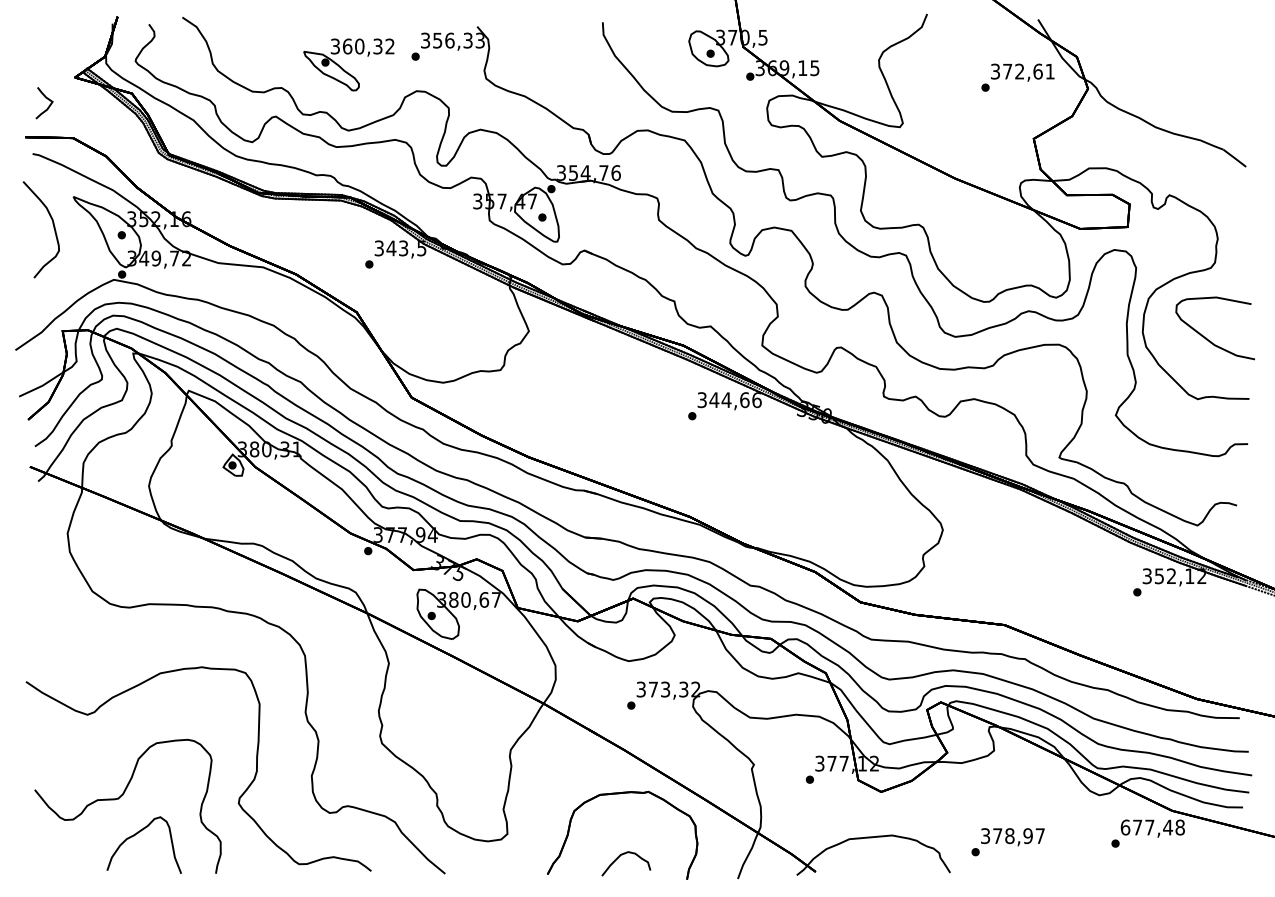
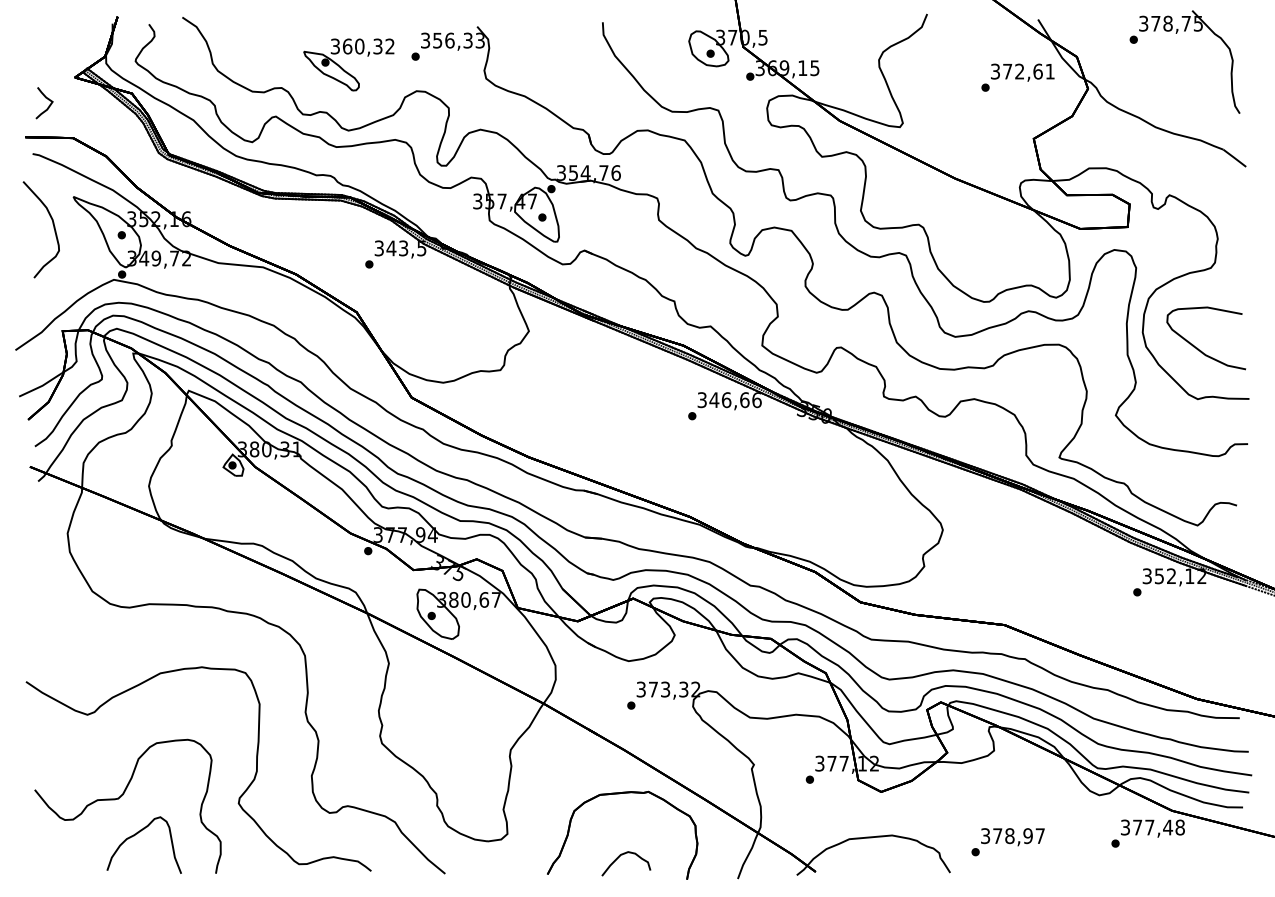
part: none -> present (1176, 33)
curve position: (1206, 337) -> (1197, 347) (1197, 347)
text: 344,66 -> 346,66 (726, 400)
text: 677,48 -> 377,48 (1125, 827)
